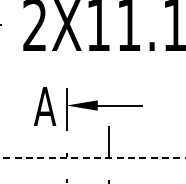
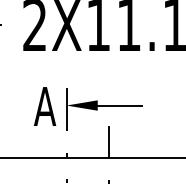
line: dashed -> solid (93, 157)
